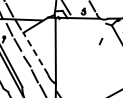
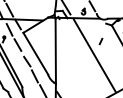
line: dashed -> solid (35, 53)
line: none -> present (94, 55)
